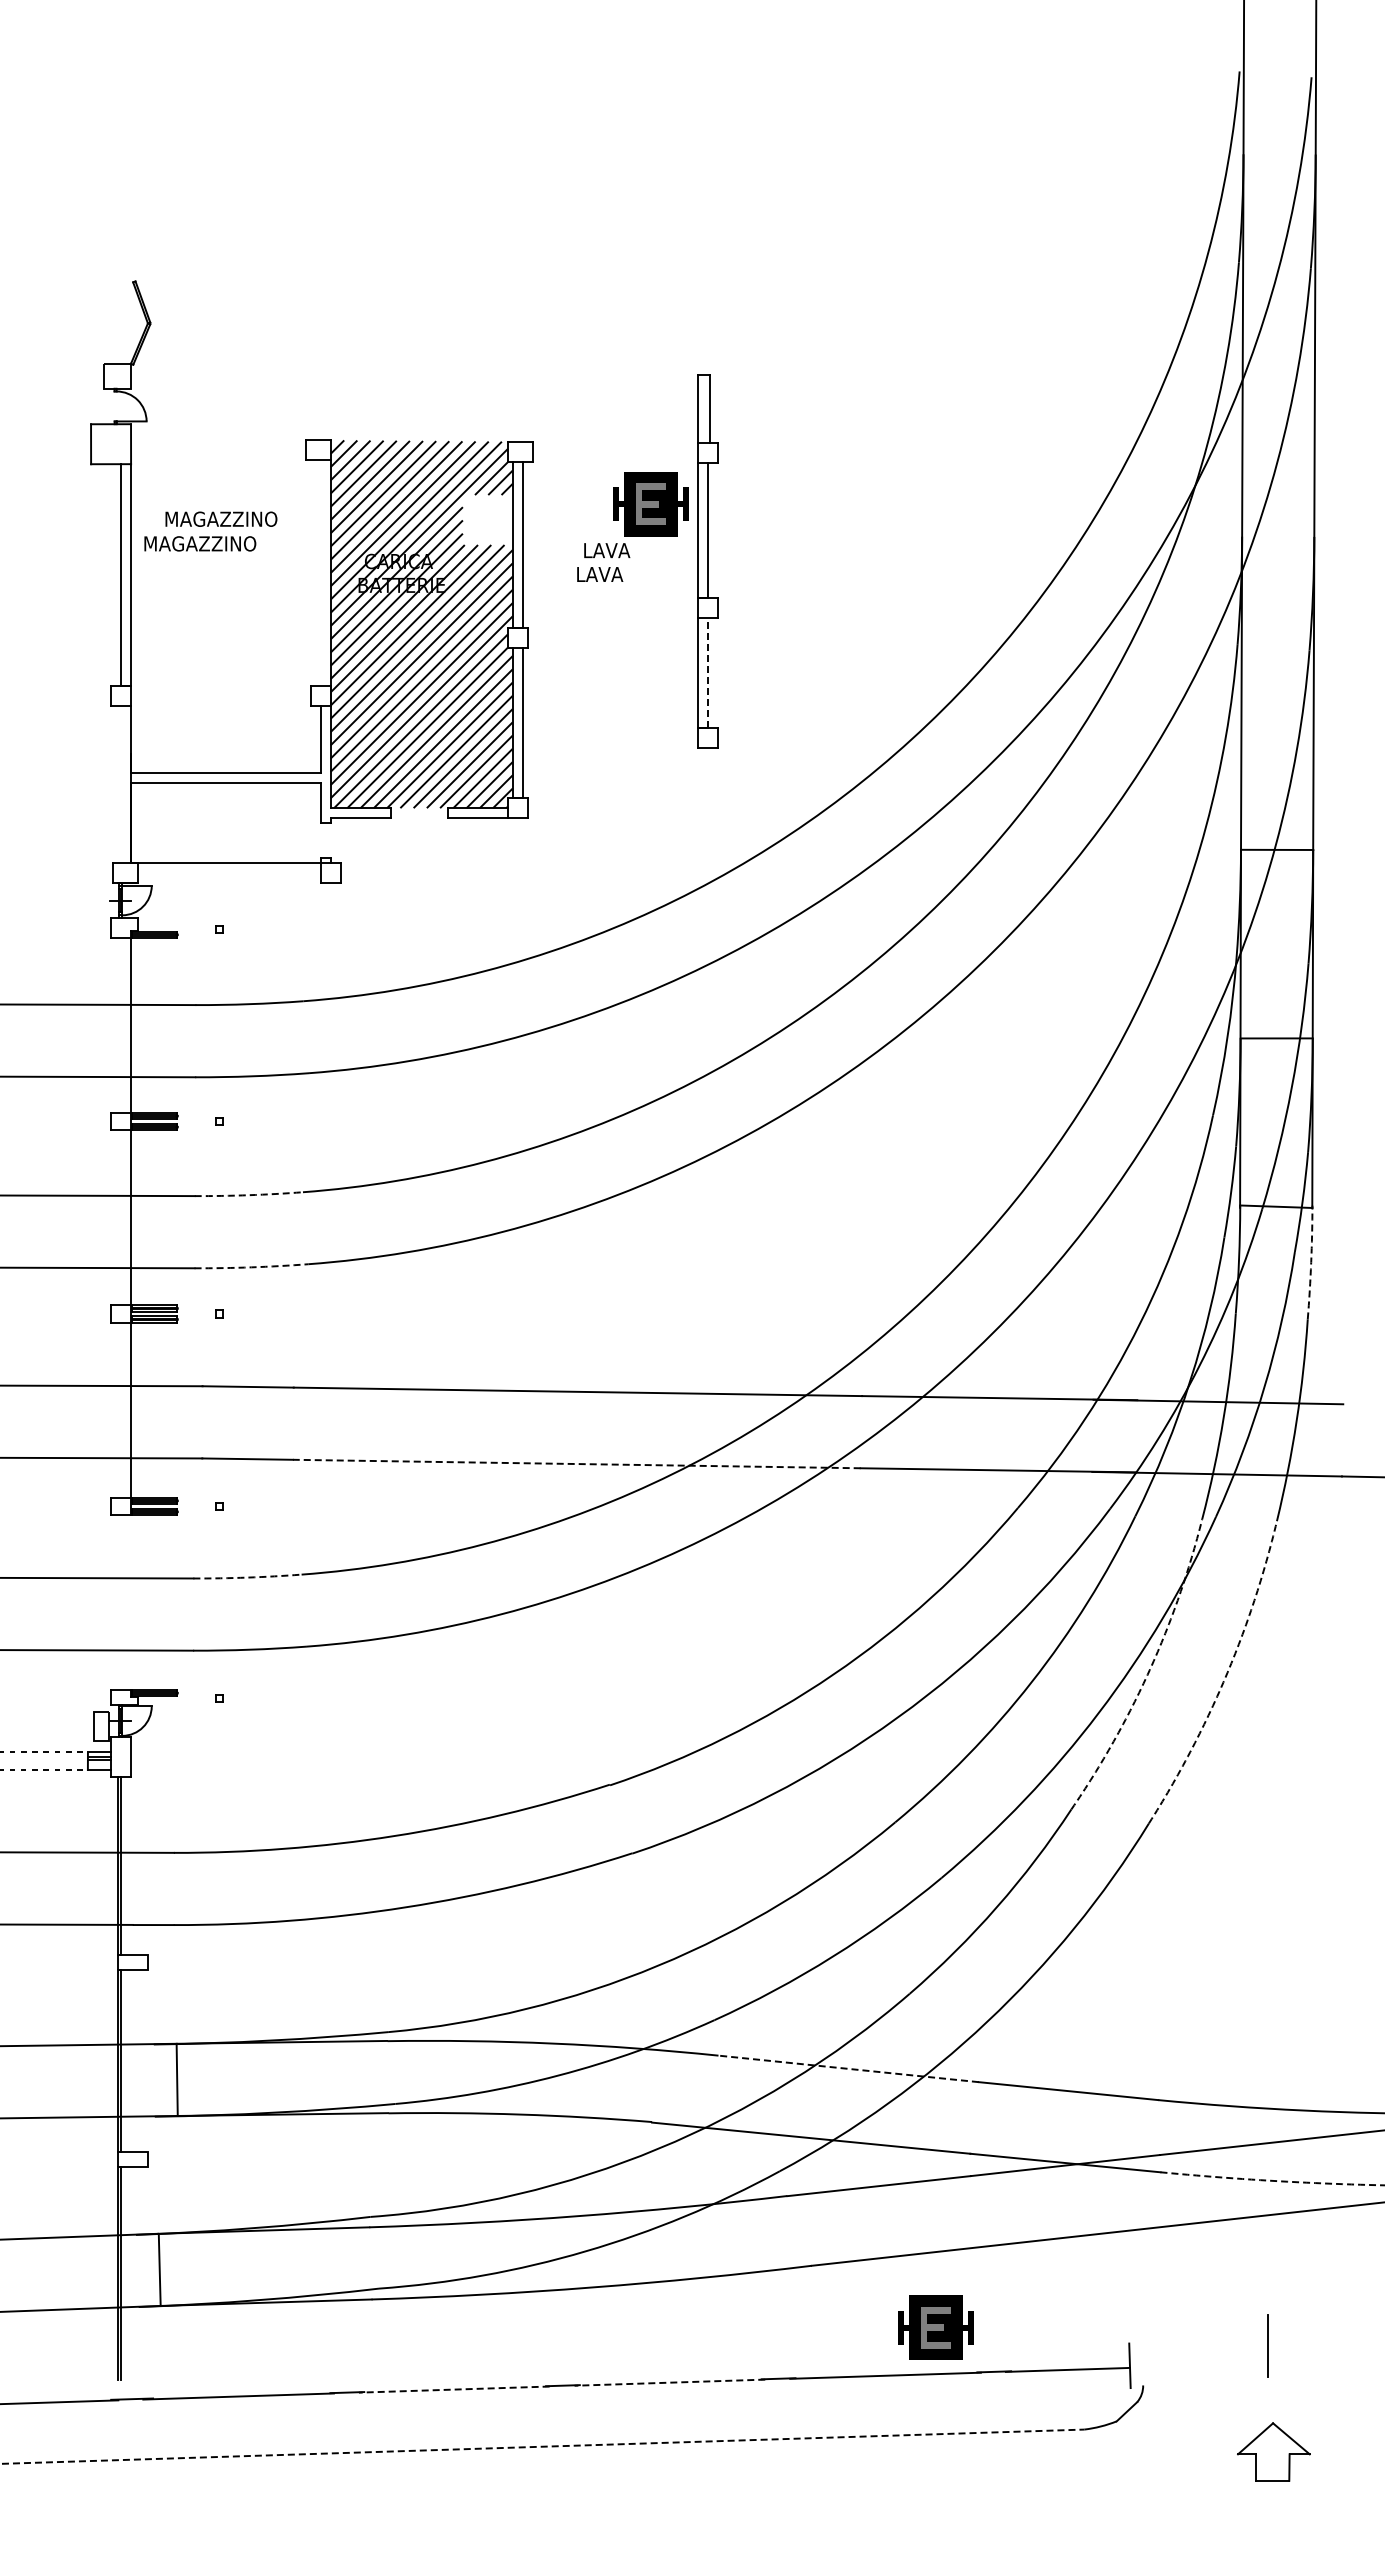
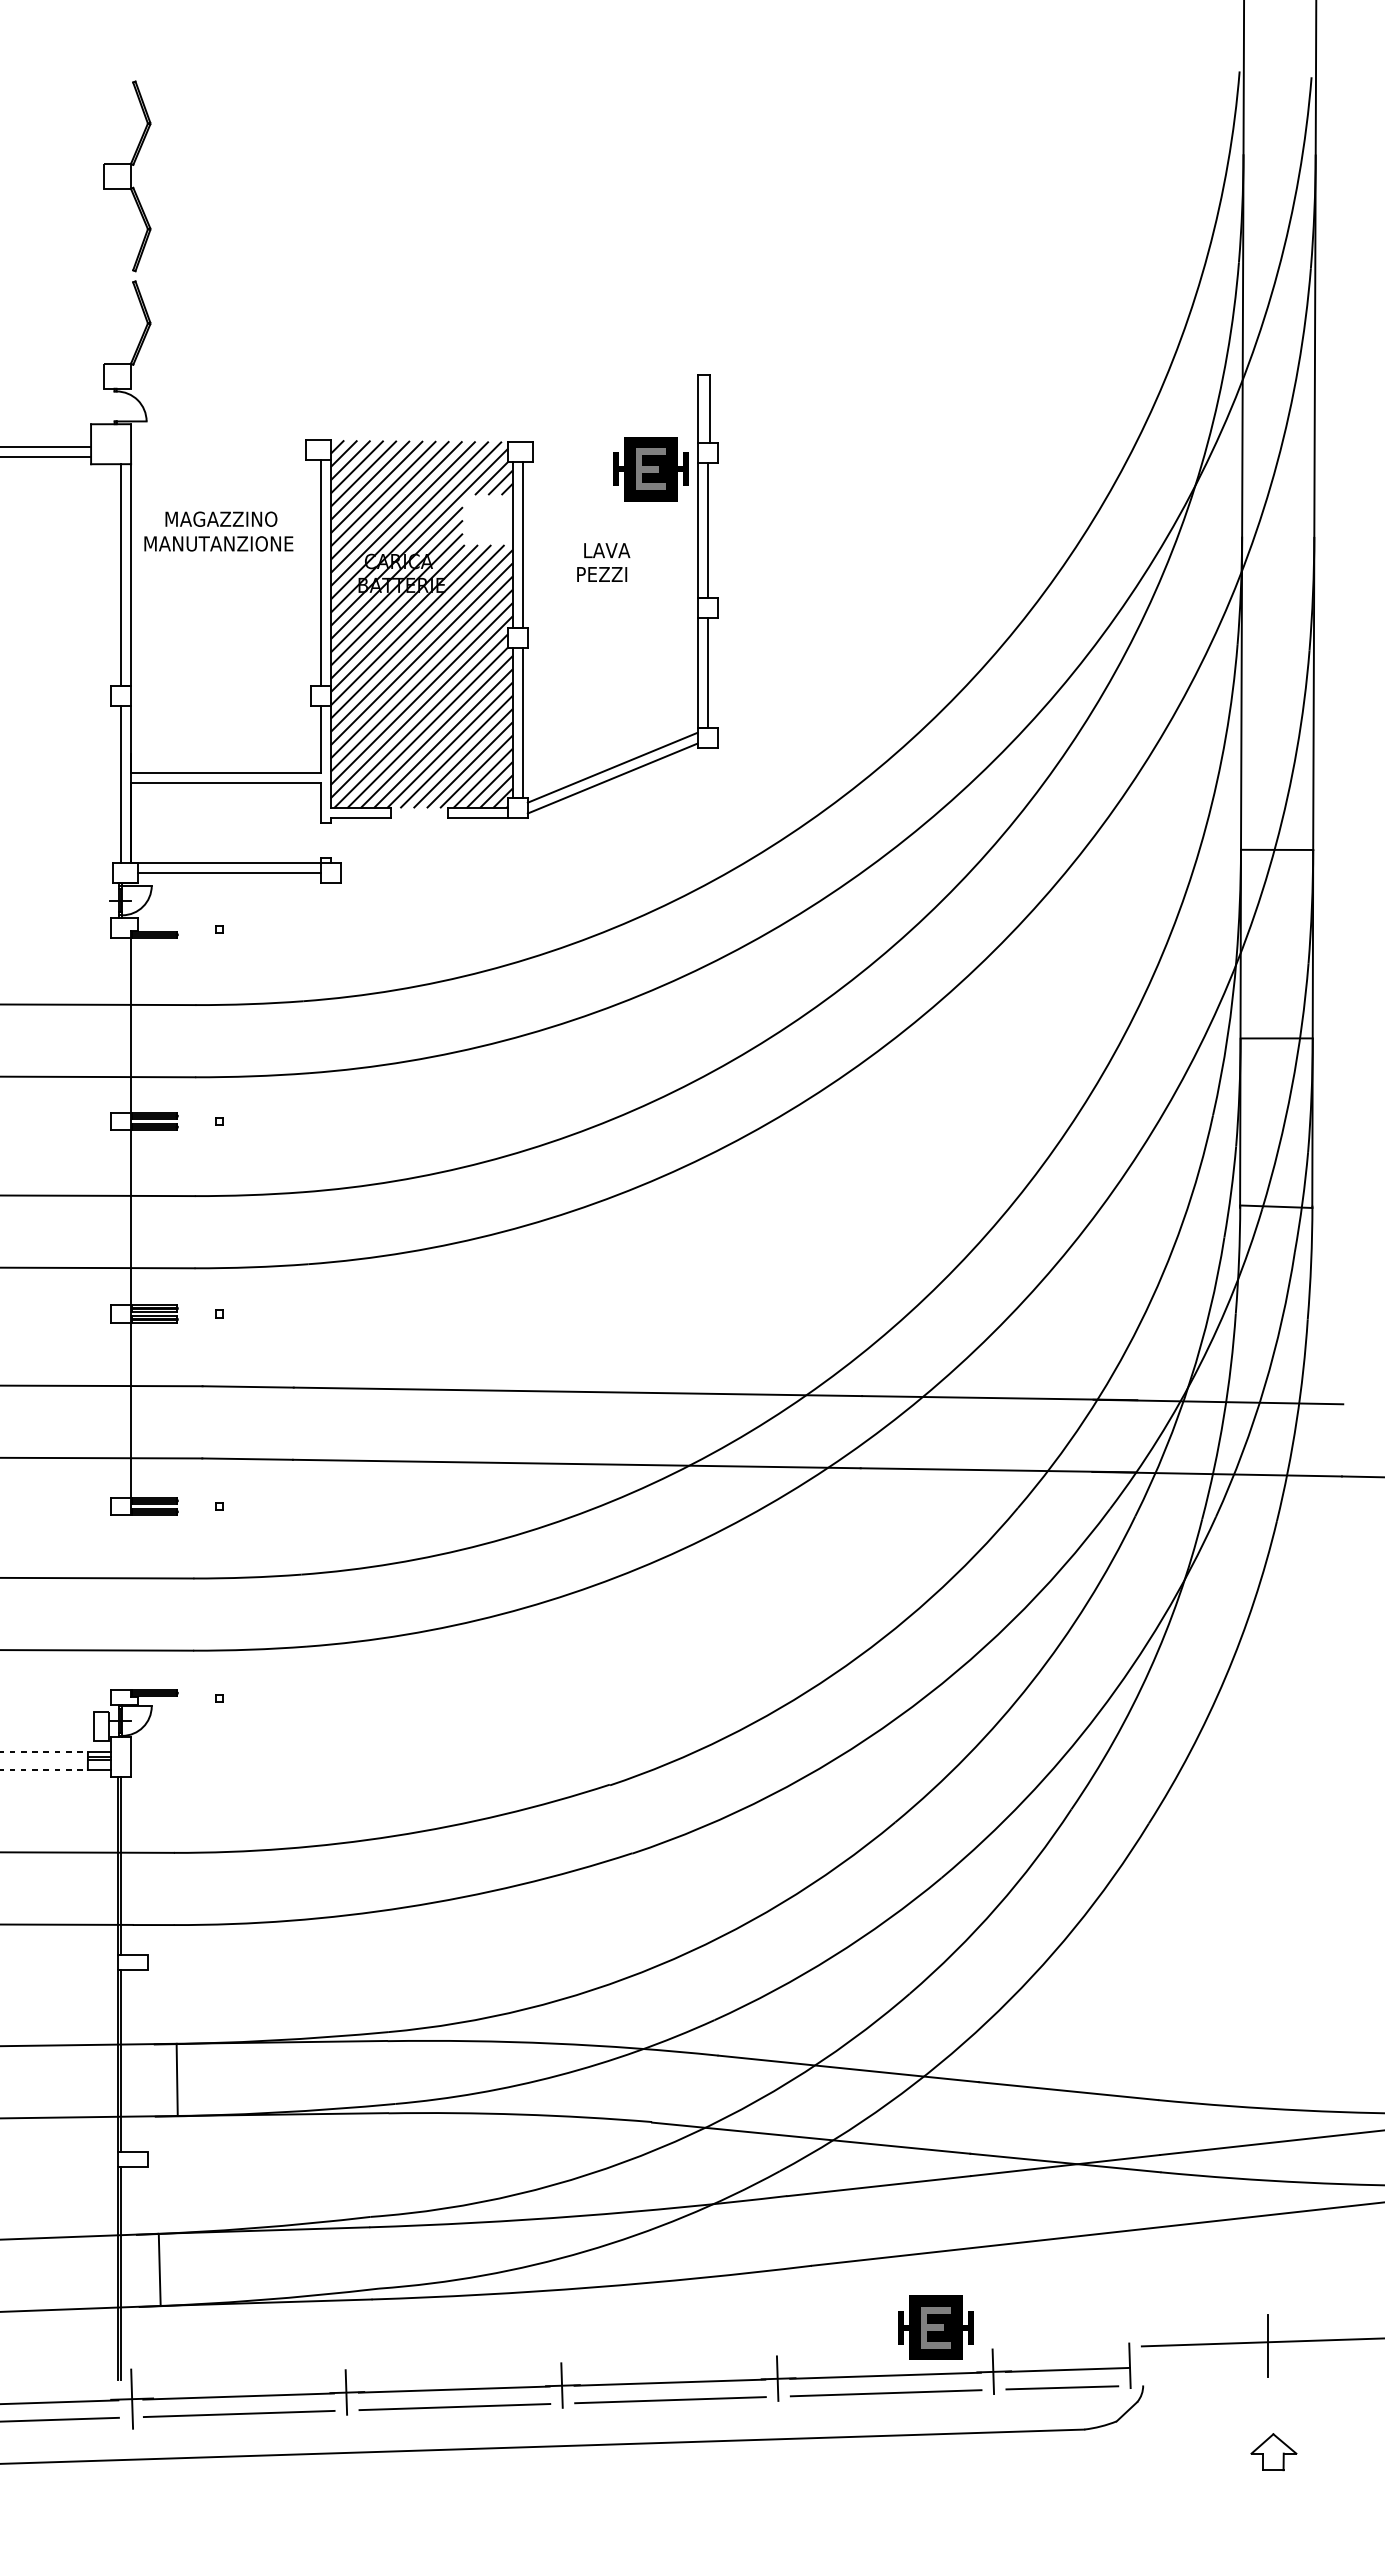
part: none -> present (127, 176)
line: none -> present (46, 447)
line: none -> present (46, 457)
part position: (650, 504) -> (650, 469) (650, 469)
text: MAGAZZINO -> MANUTANZIONE (232, 543)
line: none -> present (320, 572)
text: LAVA -> PEZZI (603, 574)
line: dashed -> solid (707, 673)
line: none -> present (612, 767)
line: none -> present (612, 778)
line: none -> present (120, 784)
line: none -> present (229, 873)
arc: dashed -> solid (248, 1195)
arc: dashed -> solid (1311, 1262)
arc: dashed -> solid (251, 1267)
line: dashed -> solid (576, 1464)
arc: dashed -> solid (247, 1577)
arc: dashed -> solid (1149, 1670)
arc: dashed -> solid (1225, 1677)
line: dashed -> solid (848, 2068)
arc: dashed -> solid (1272, 2180)
line: none -> present (1261, 2342)
line: none -> present (993, 2371)
line: none -> present (777, 2378)
line: dashed -> solid (669, 2382)
line: none -> present (561, 2385)
line: none -> present (1062, 2387)
line: dashed -> solid (453, 2389)
line: none -> present (346, 2392)
line: none -> present (885, 2393)
line: none -> present (132, 2398)
line: none -> present (670, 2400)
line: none -> present (454, 2407)
line: none -> present (238, 2413)
line: none -> present (60, 2419)
line: dashed -> solid (542, 2446)
part size: 74x60 px -> 48x39 px (1273, 2452)
